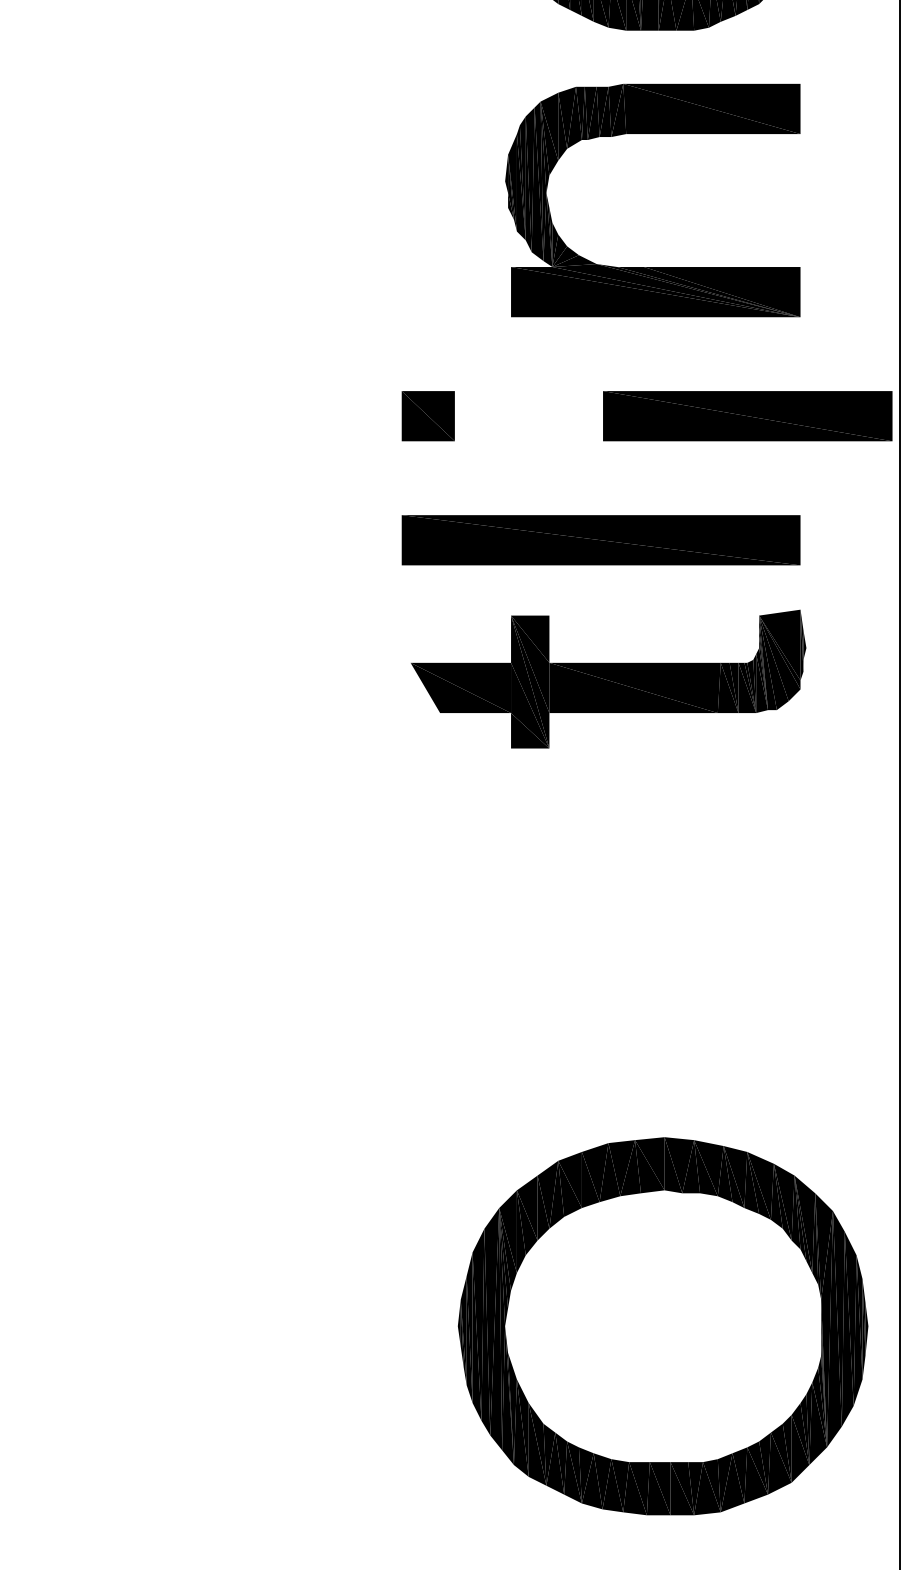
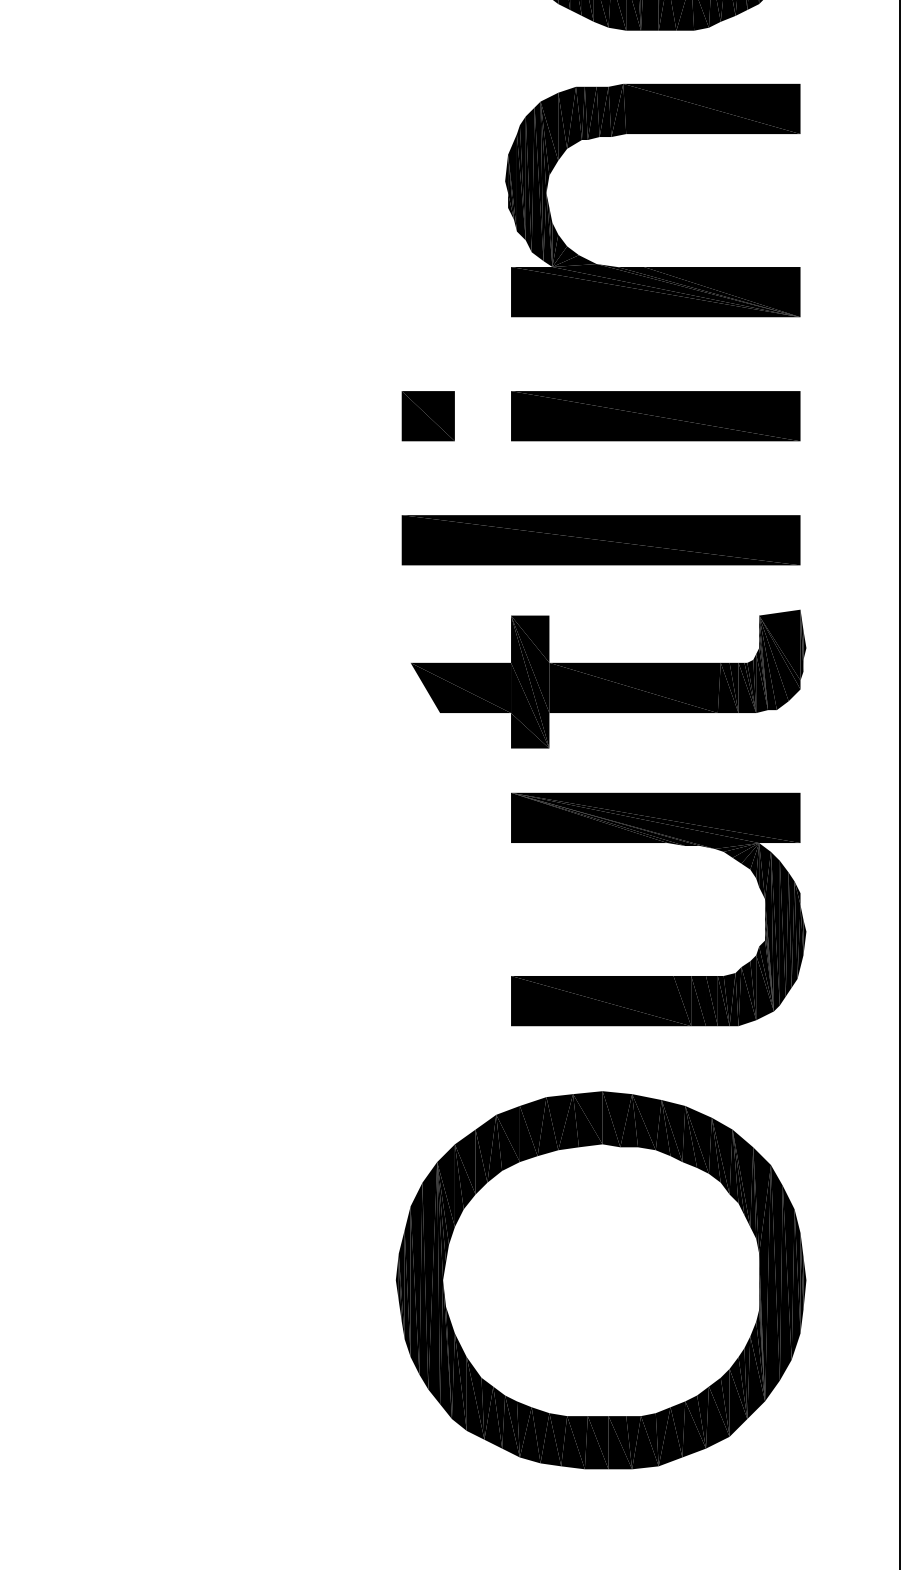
part position: (747, 416) -> (655, 416) (655, 416)
part: none -> present (668, 843)
part position: (662, 1326) -> (600, 1280) (600, 1280)
